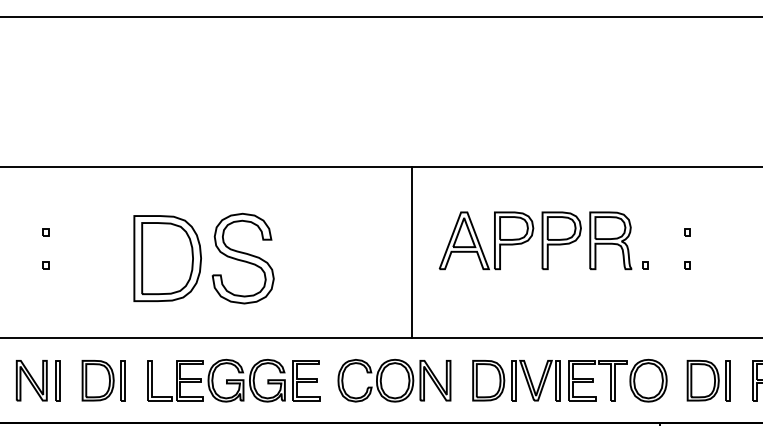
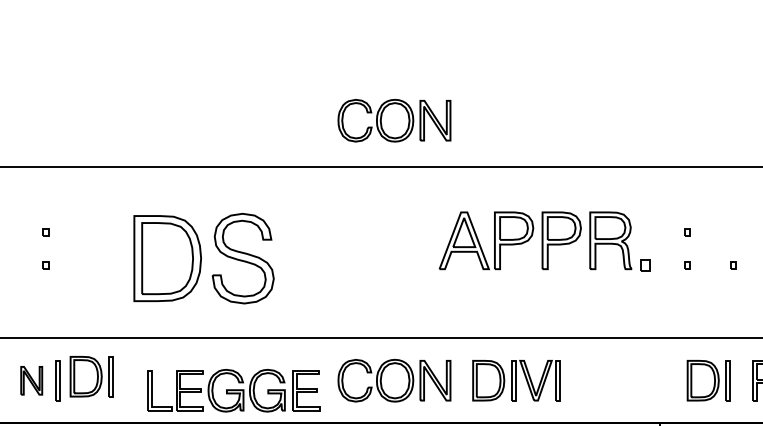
line: present -> none (380, 17)
part: none -> present (394, 120)
line: present -> none (411, 252)
part size: 7x9 px -> 11x13 px (645, 265)
part: none -> present (733, 265)
part size: 33x42 px -> 24x30 px (31, 380)
part position: (103, 380) -> (91, 376) (91, 376)
part position: (233, 380) -> (233, 390) (233, 390)
part: present -> none (617, 380)
